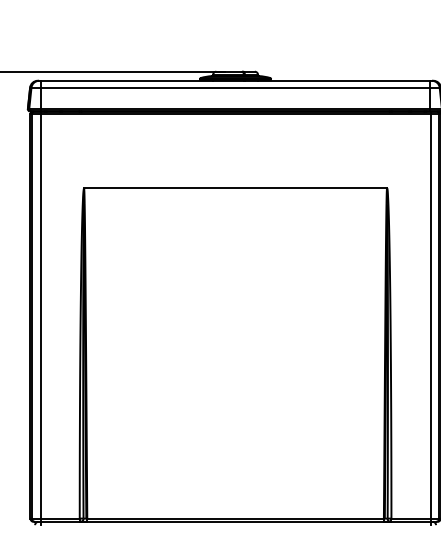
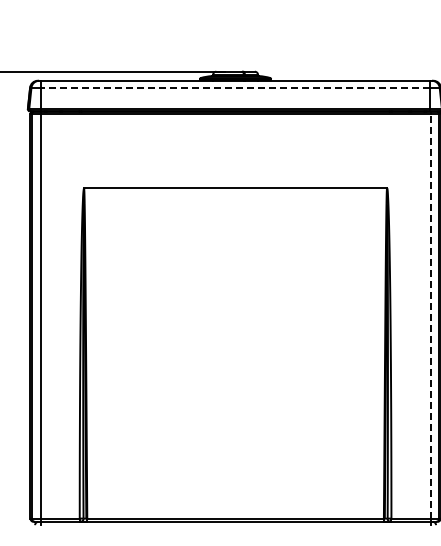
line: solid -> dashed (235, 87)
line: solid -> dashed (430, 315)
